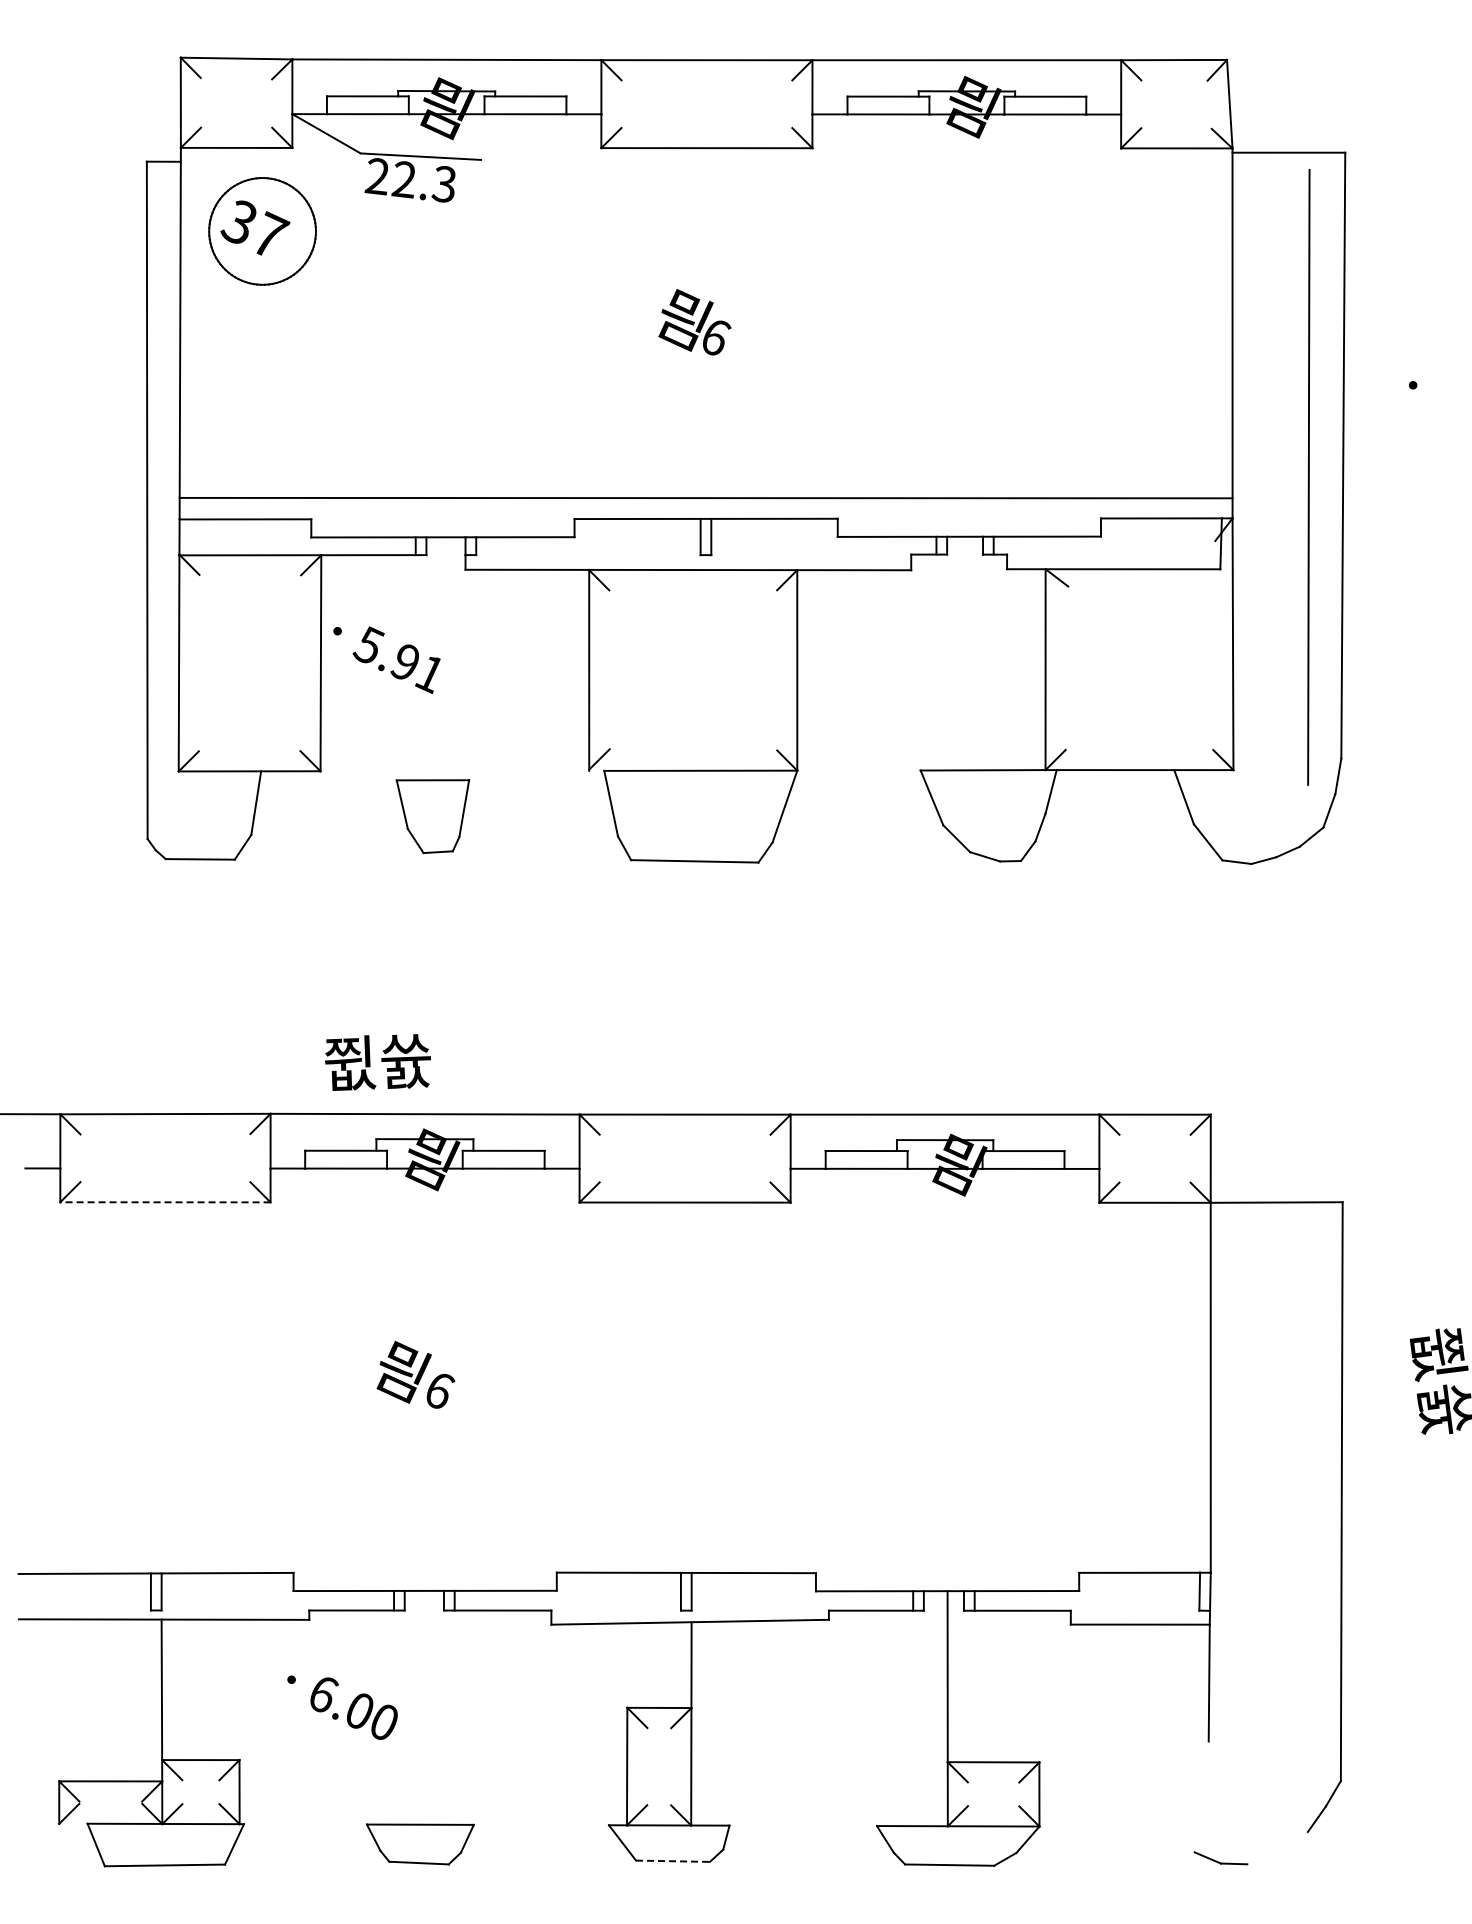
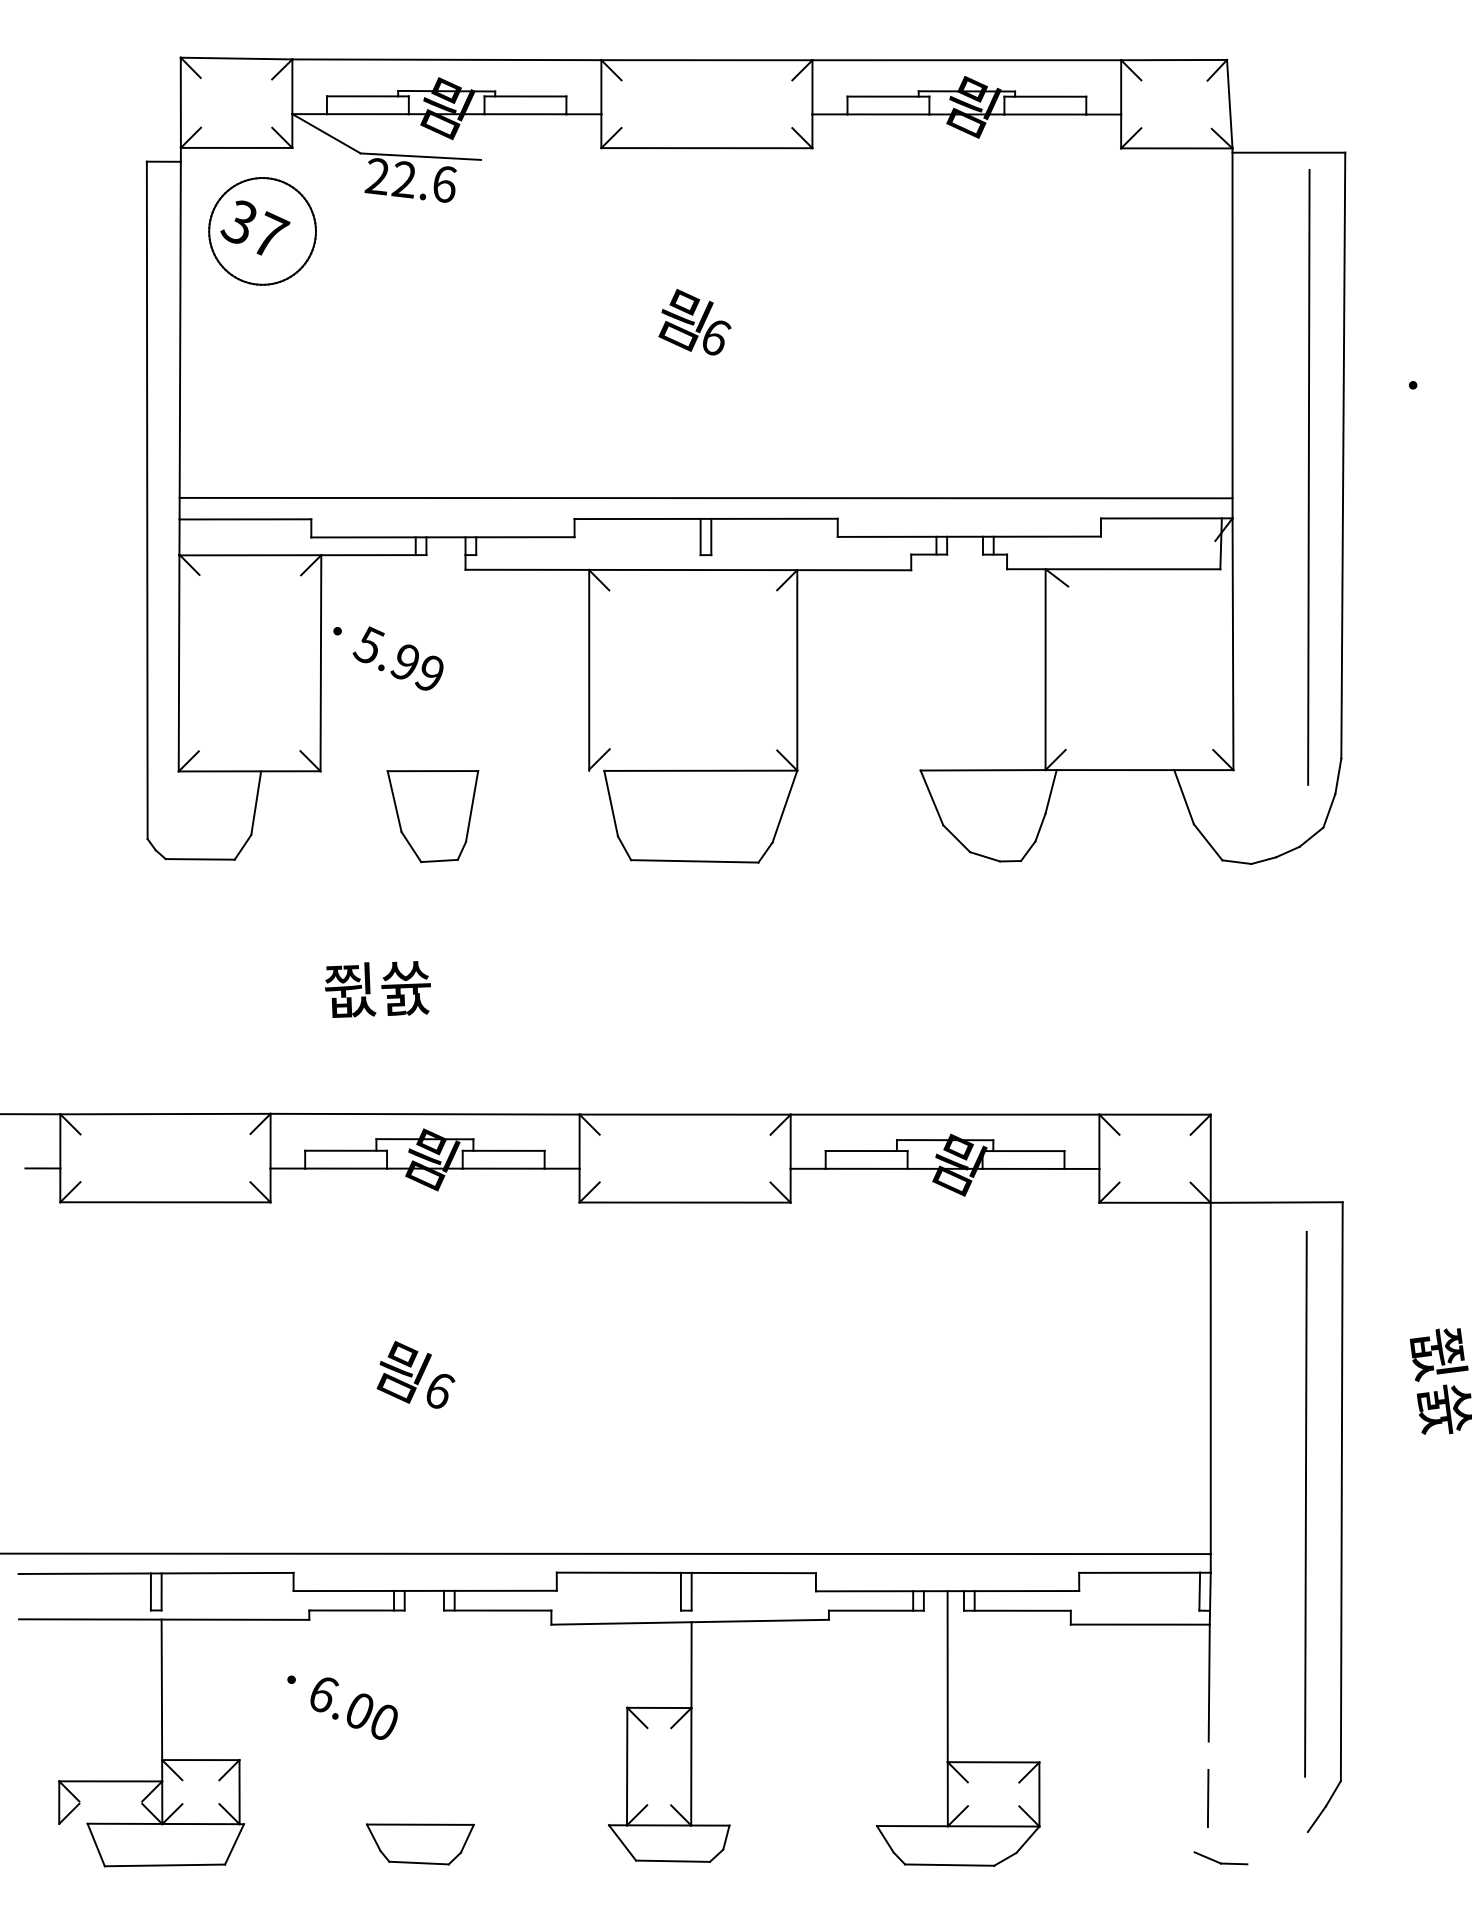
text: 22.3 -> 22.6 (443, 183)
text: 5.91 -> 5.99 (429, 674)
part size: 76x76 px -> 94x94 px (432, 816)
text position: (377, 1062) -> (377, 989) (377, 989)
line: dashed -> solid (164, 1202)
line: none -> present (1305, 1503)
line: none -> present (606, 1553)
line: none -> present (1207, 1798)
line: dashed -> solid (673, 1861)
